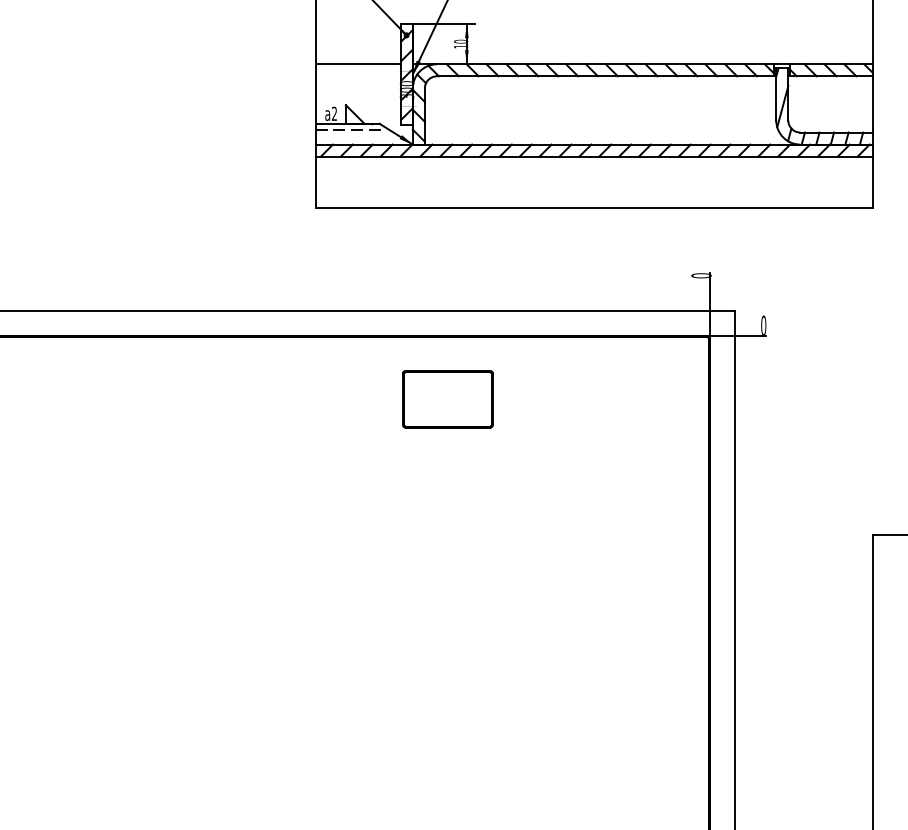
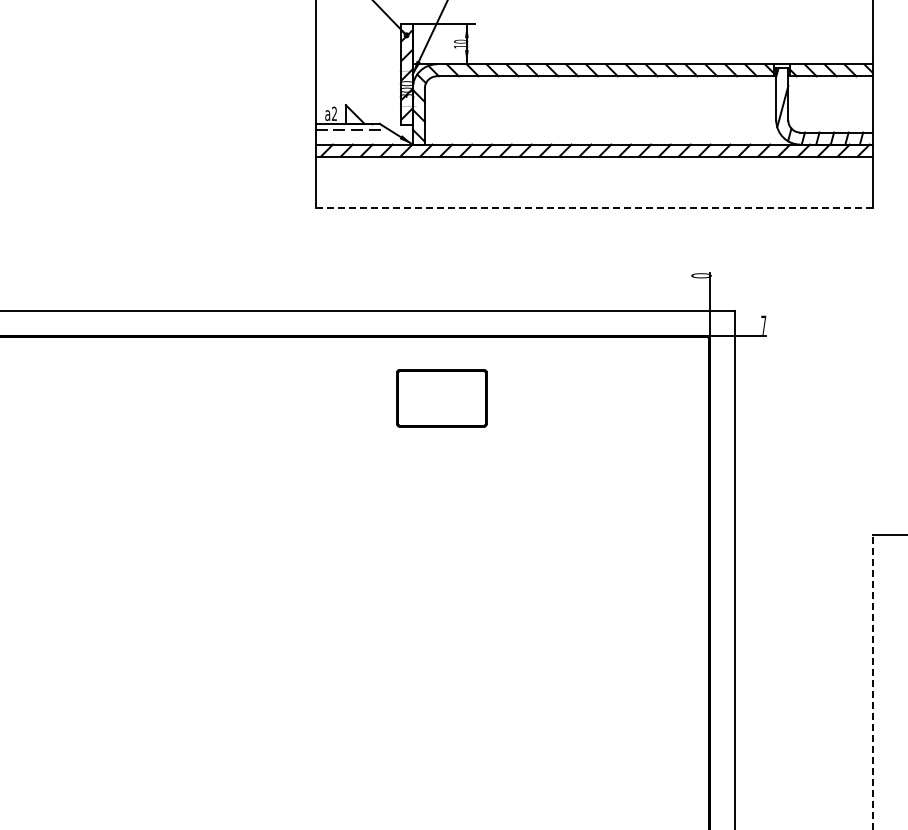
line: present -> none (357, 64)
line: solid -> dashed (594, 207)
text: 0 -> 7 (763, 324)
part position: (447, 399) -> (441, 398) (441, 398)
line: solid -> dashed (873, 681)
